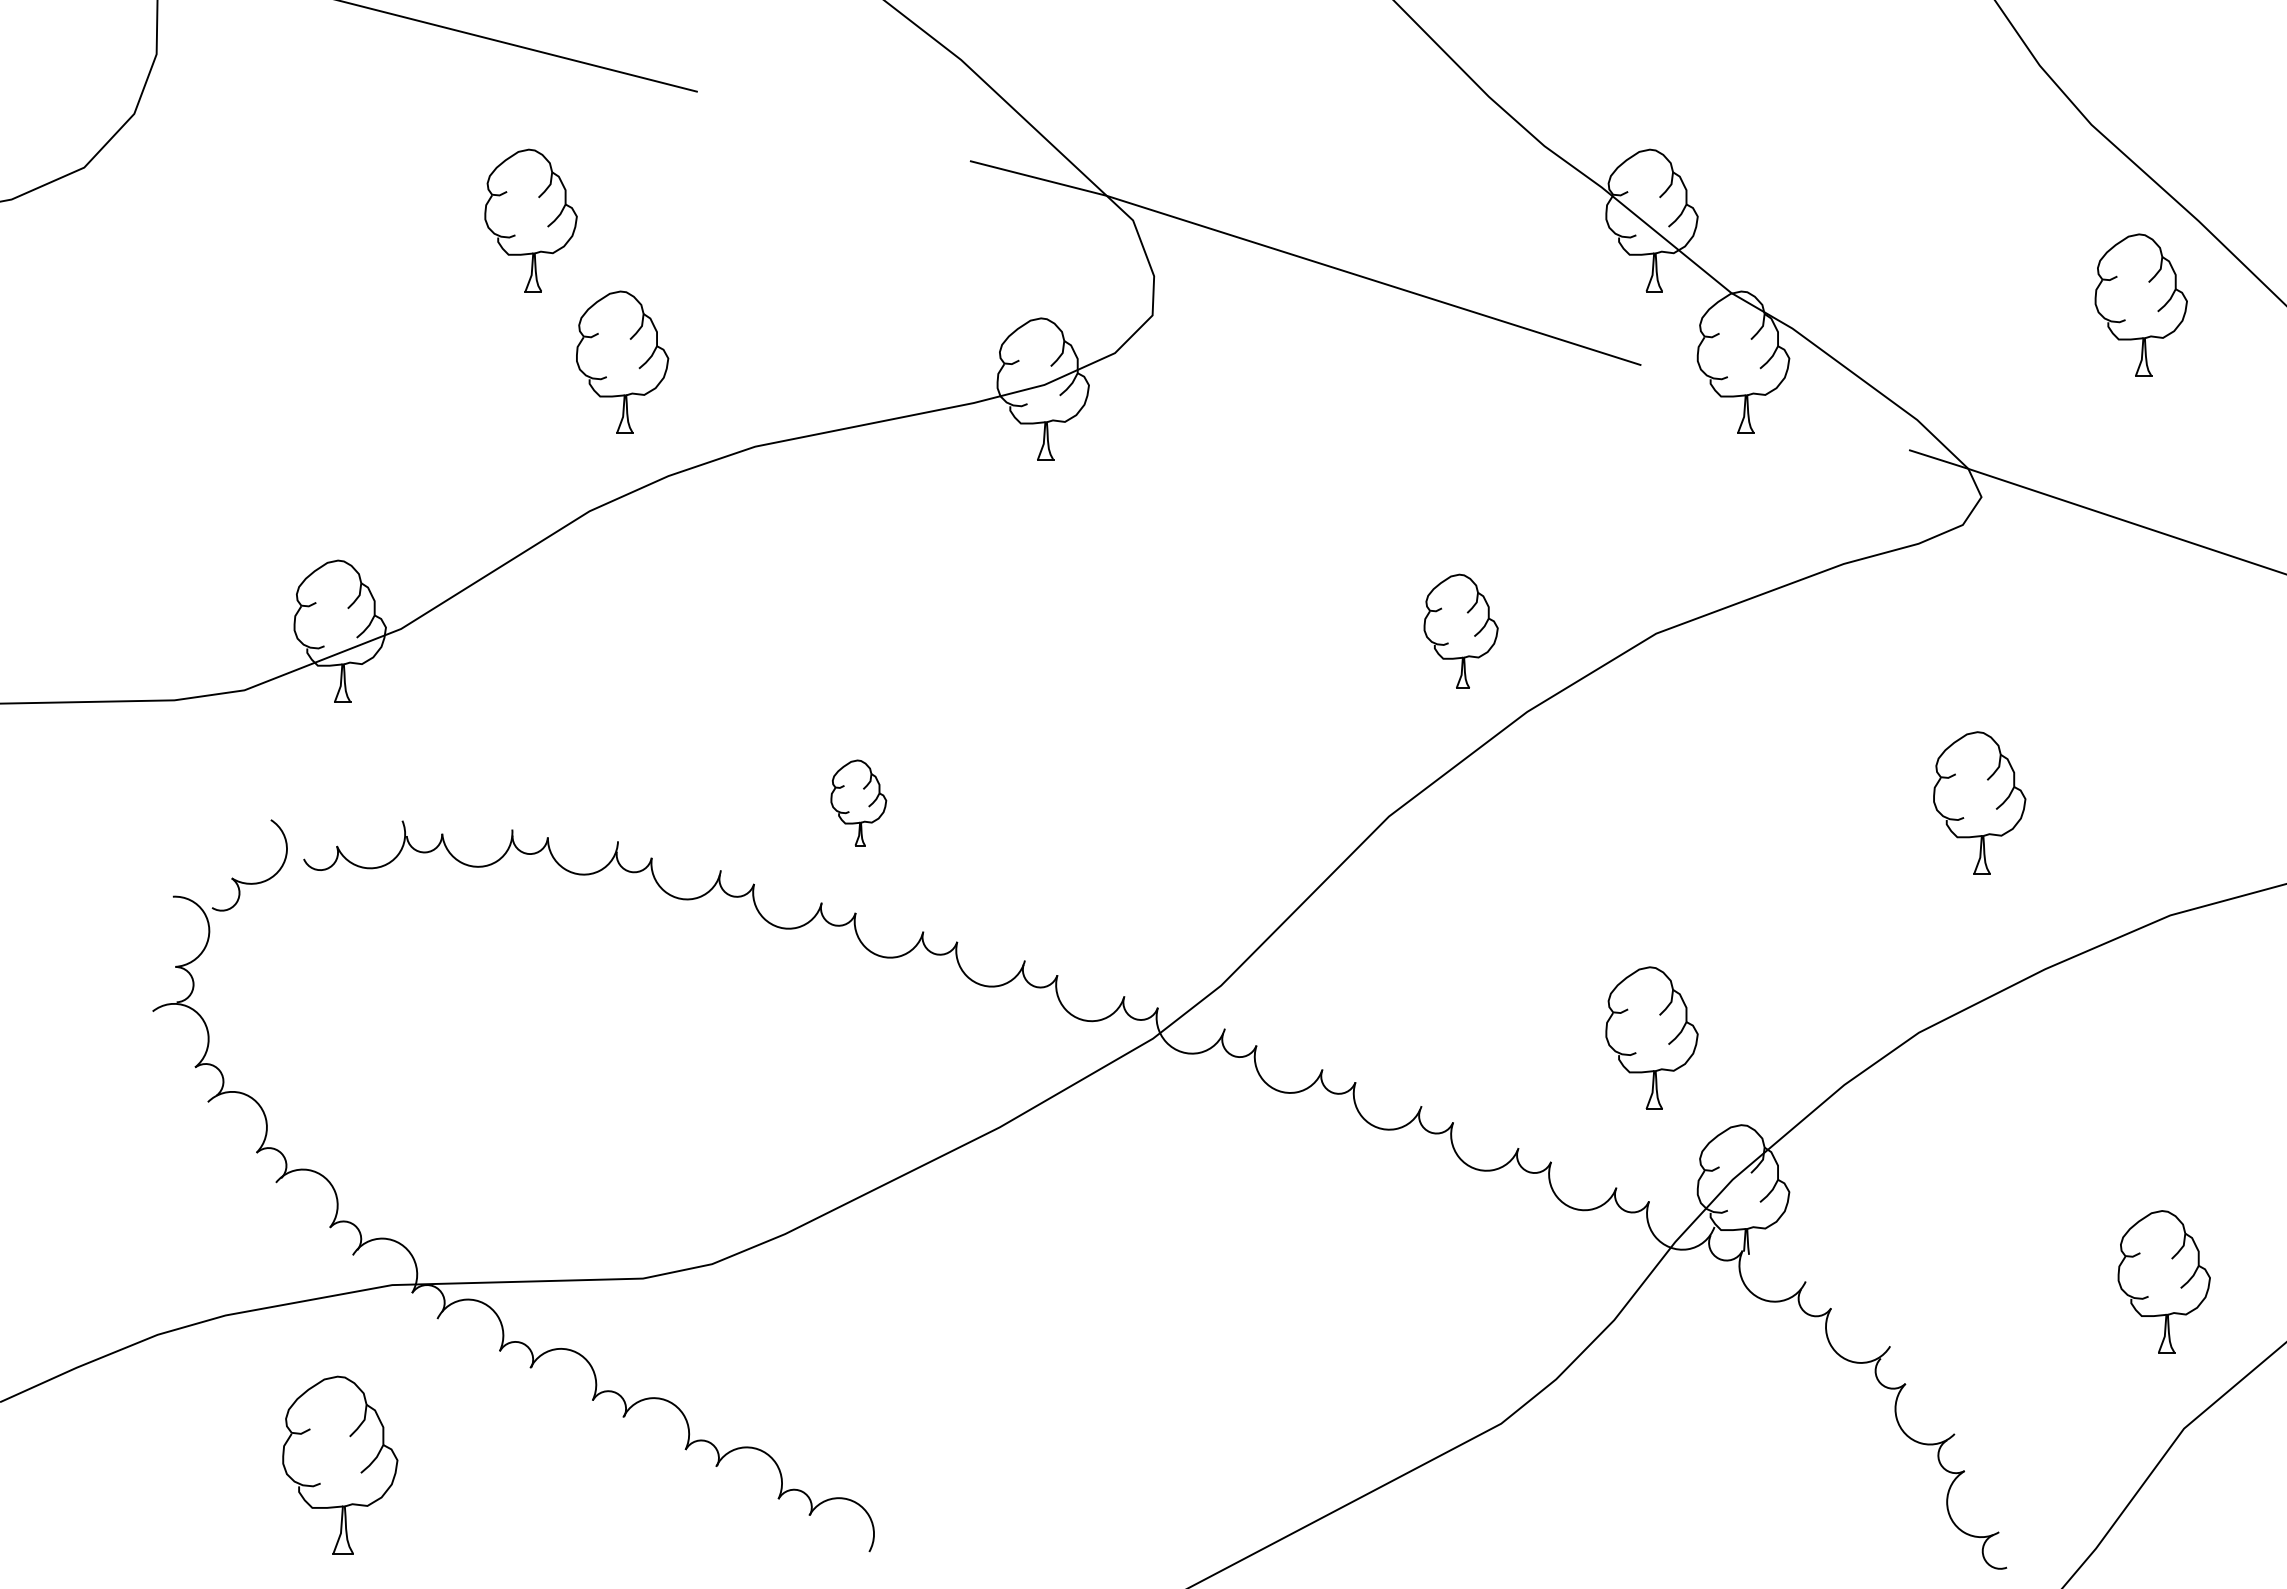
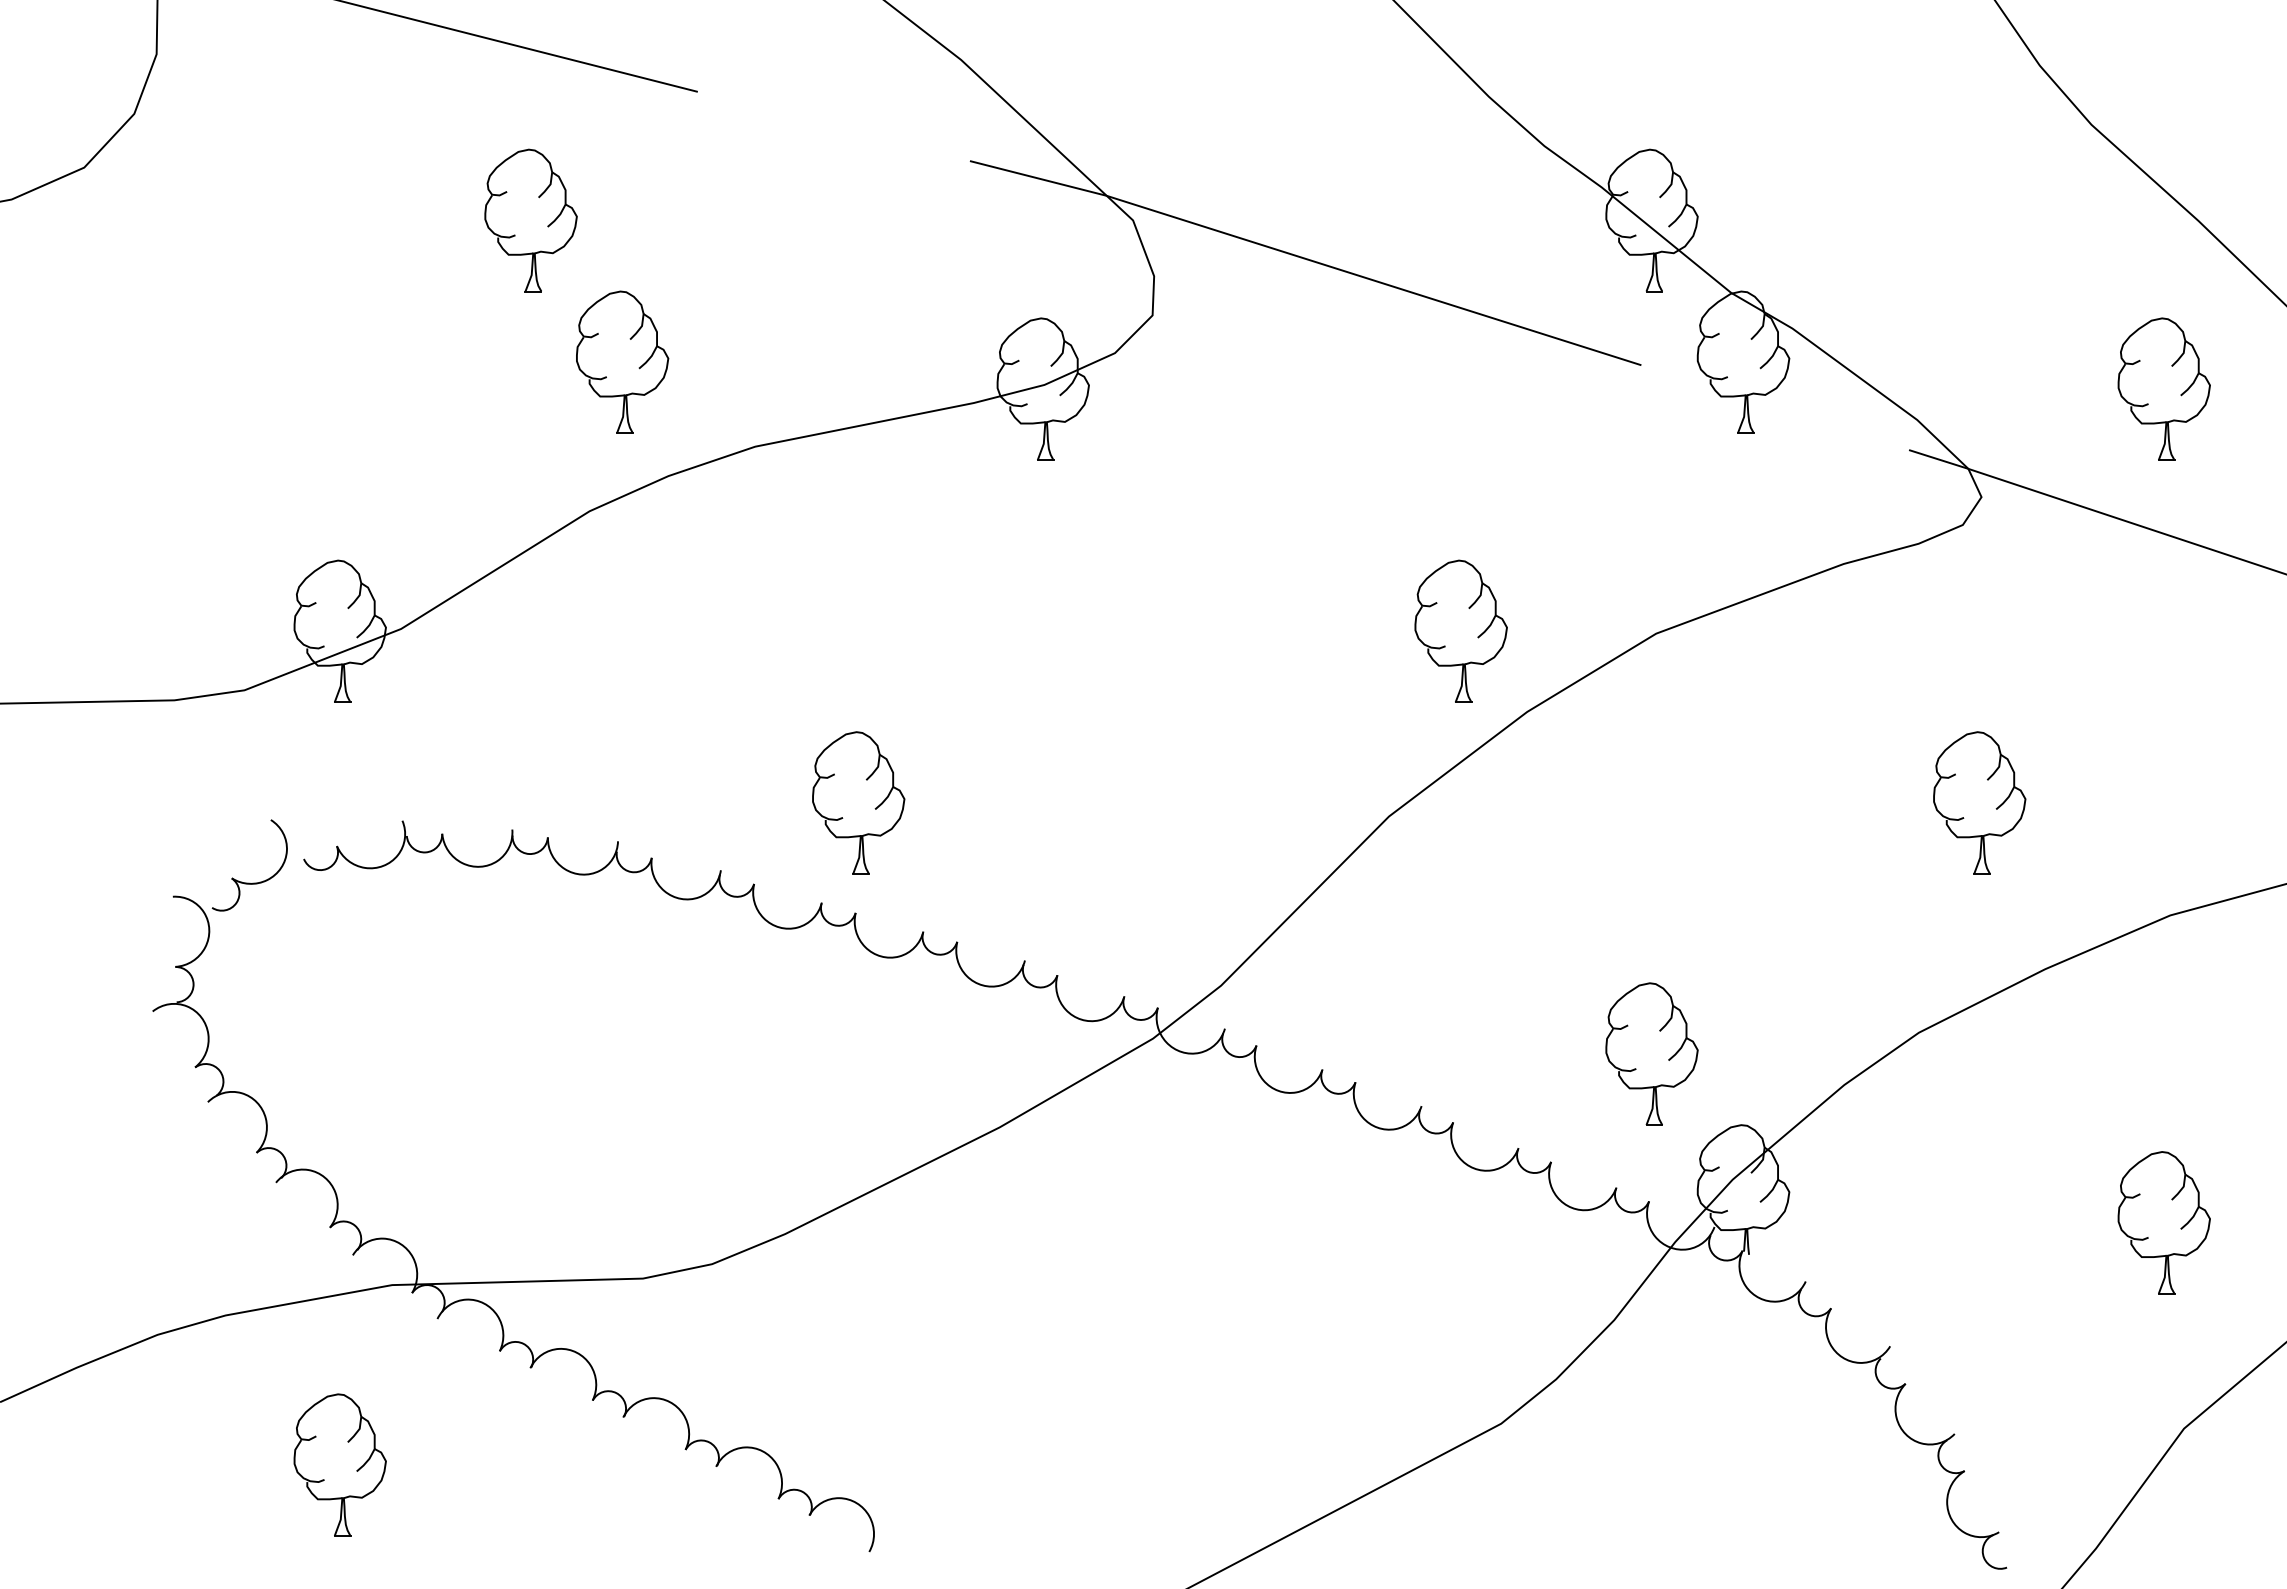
part position: (2140, 304) -> (2163, 388) (2163, 388)
part size: 76x116 px -> 94x144 px (1460, 630)
part size: 58x88 px -> 94x144 px (858, 802)
part position: (1651, 1037) -> (1651, 1053) (1651, 1053)
part position: (2163, 1281) -> (2163, 1222) (2163, 1222)
part size: 117x180 px -> 94x144 px (339, 1464)
